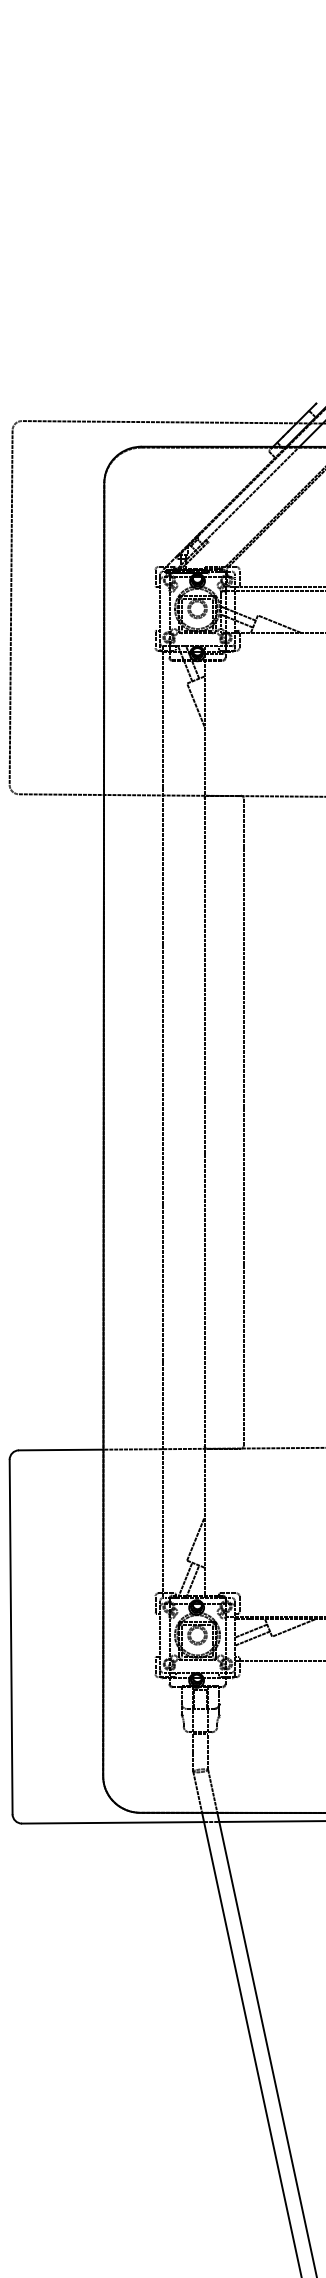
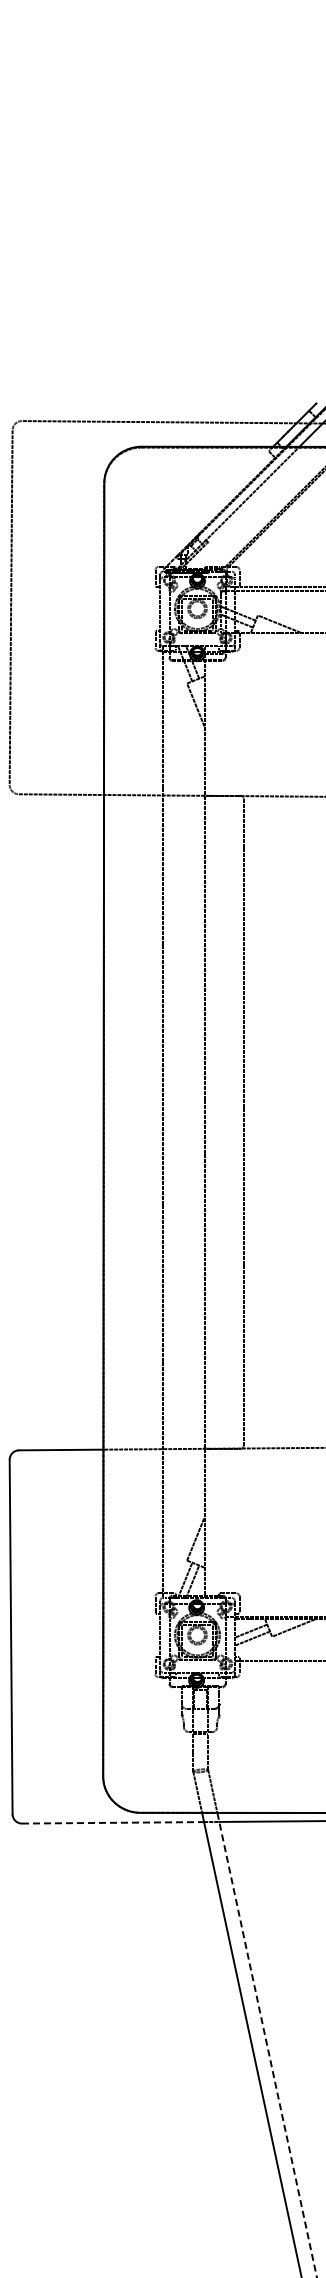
line: solid -> dashed (113, 1822)
line: solid -> dashed (267, 2045)
